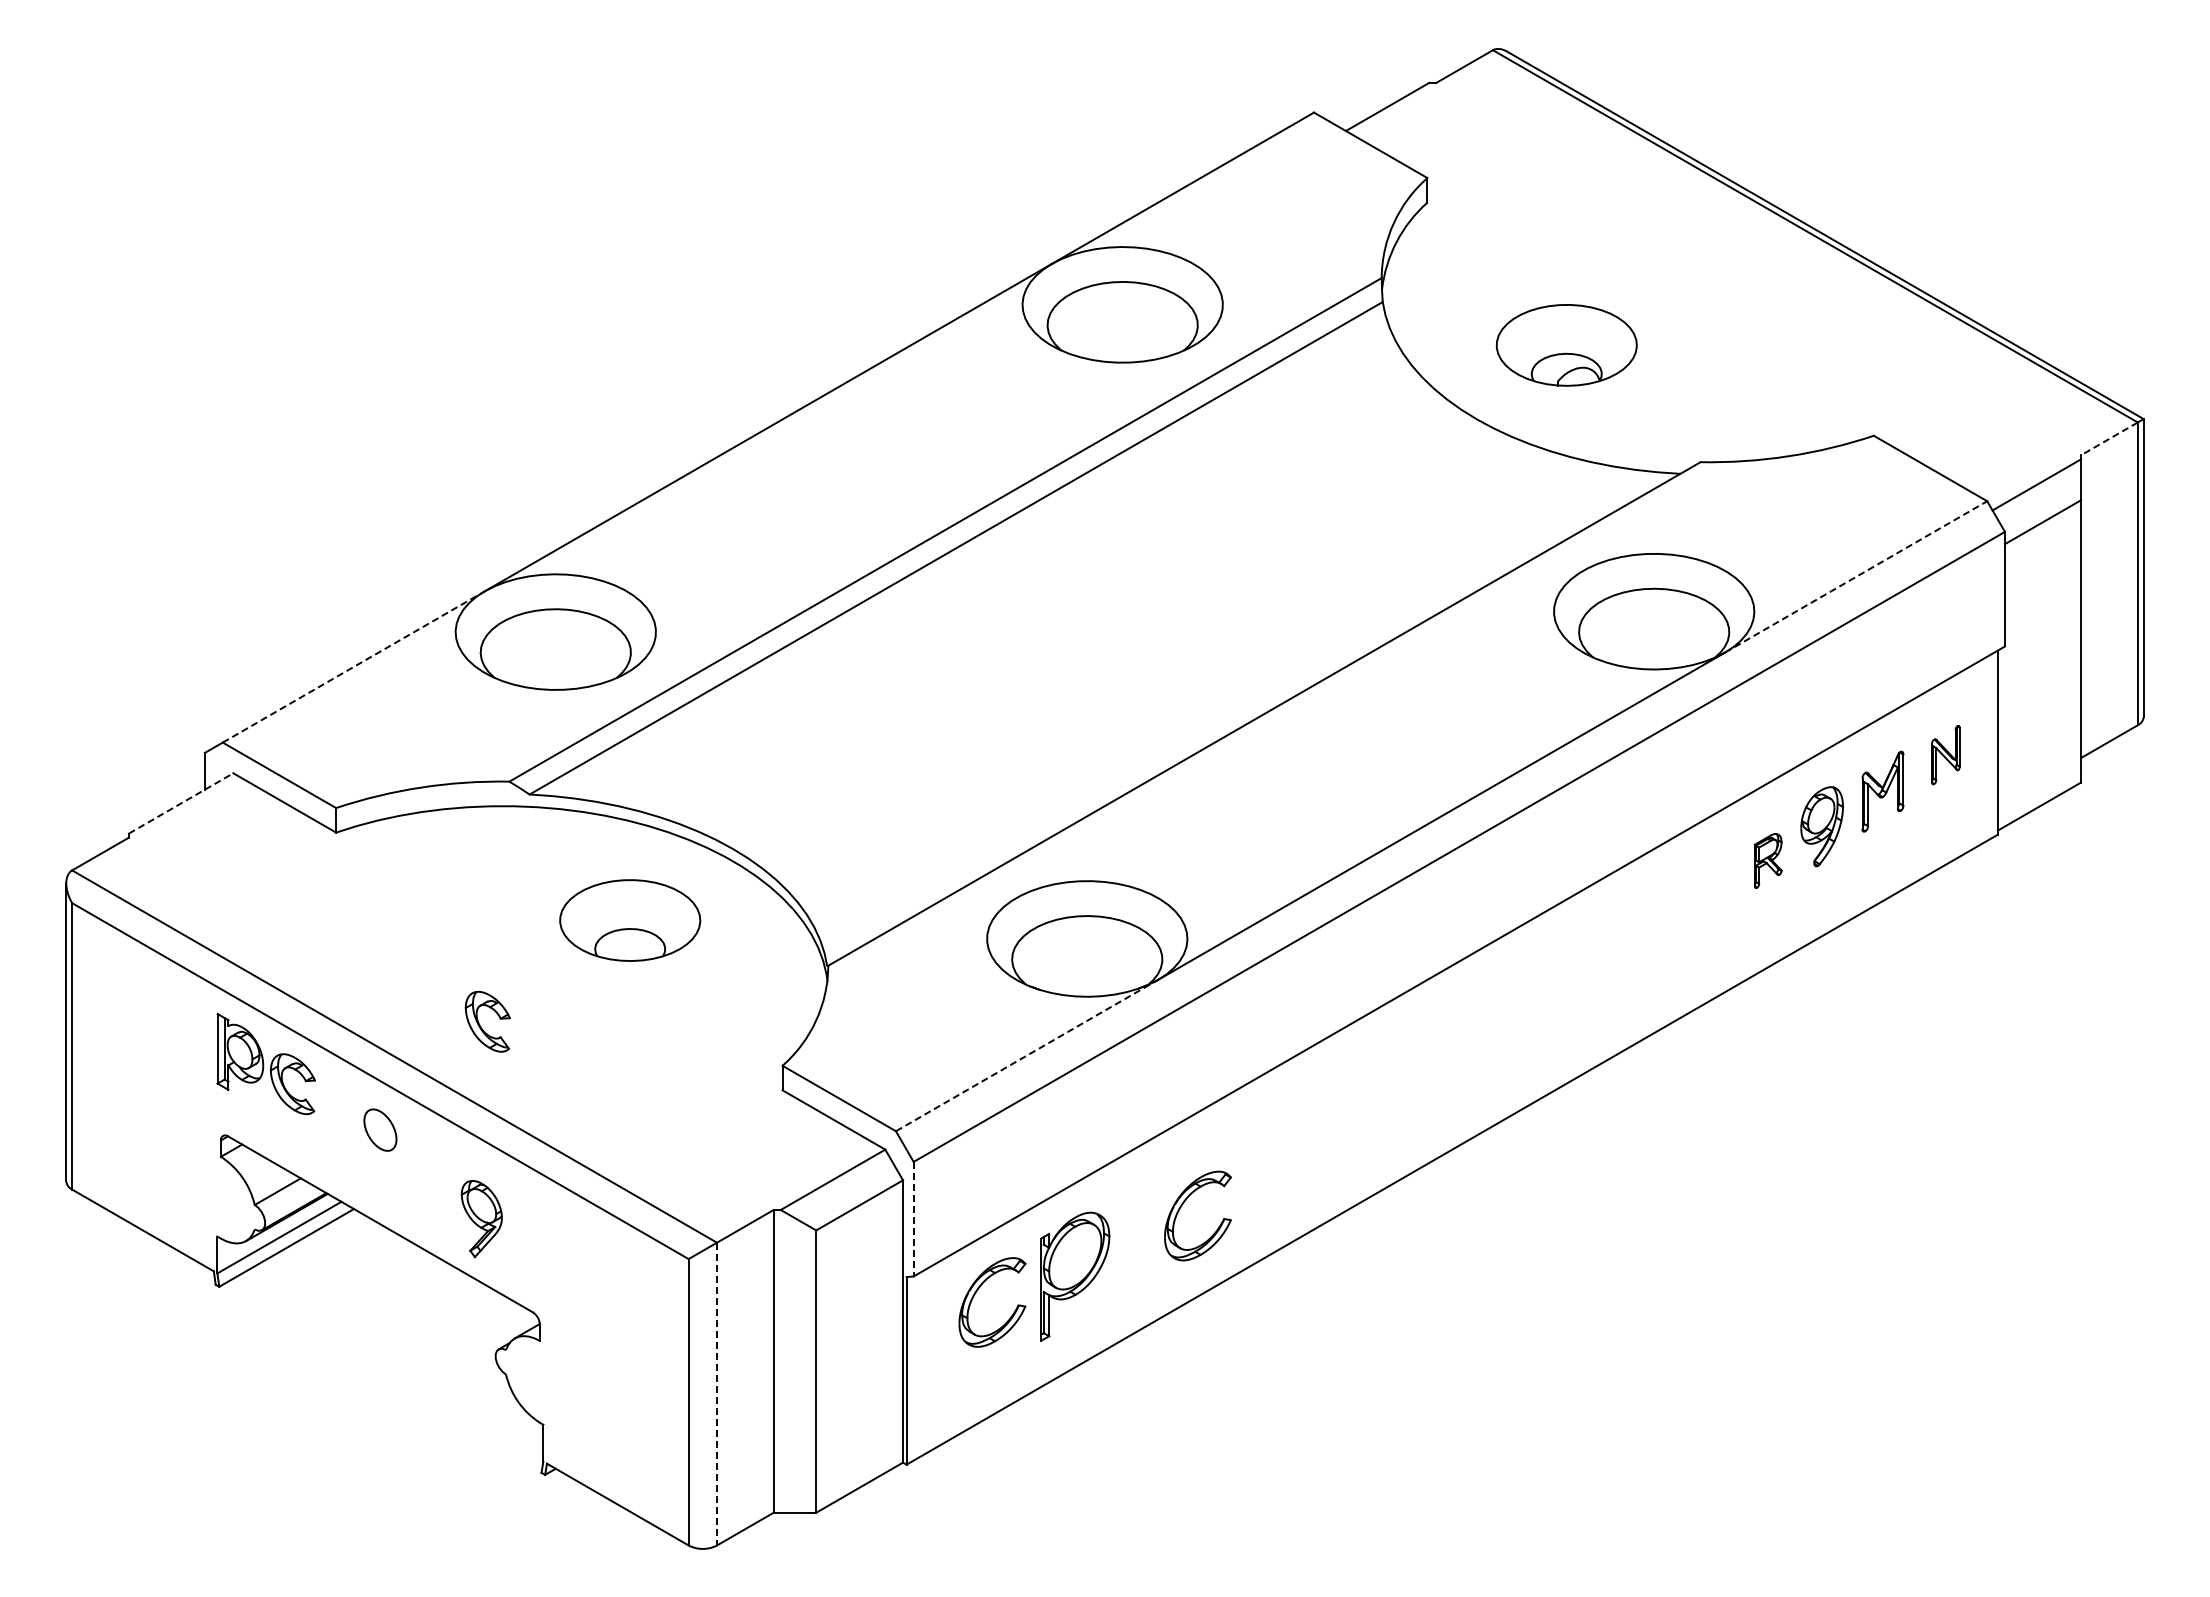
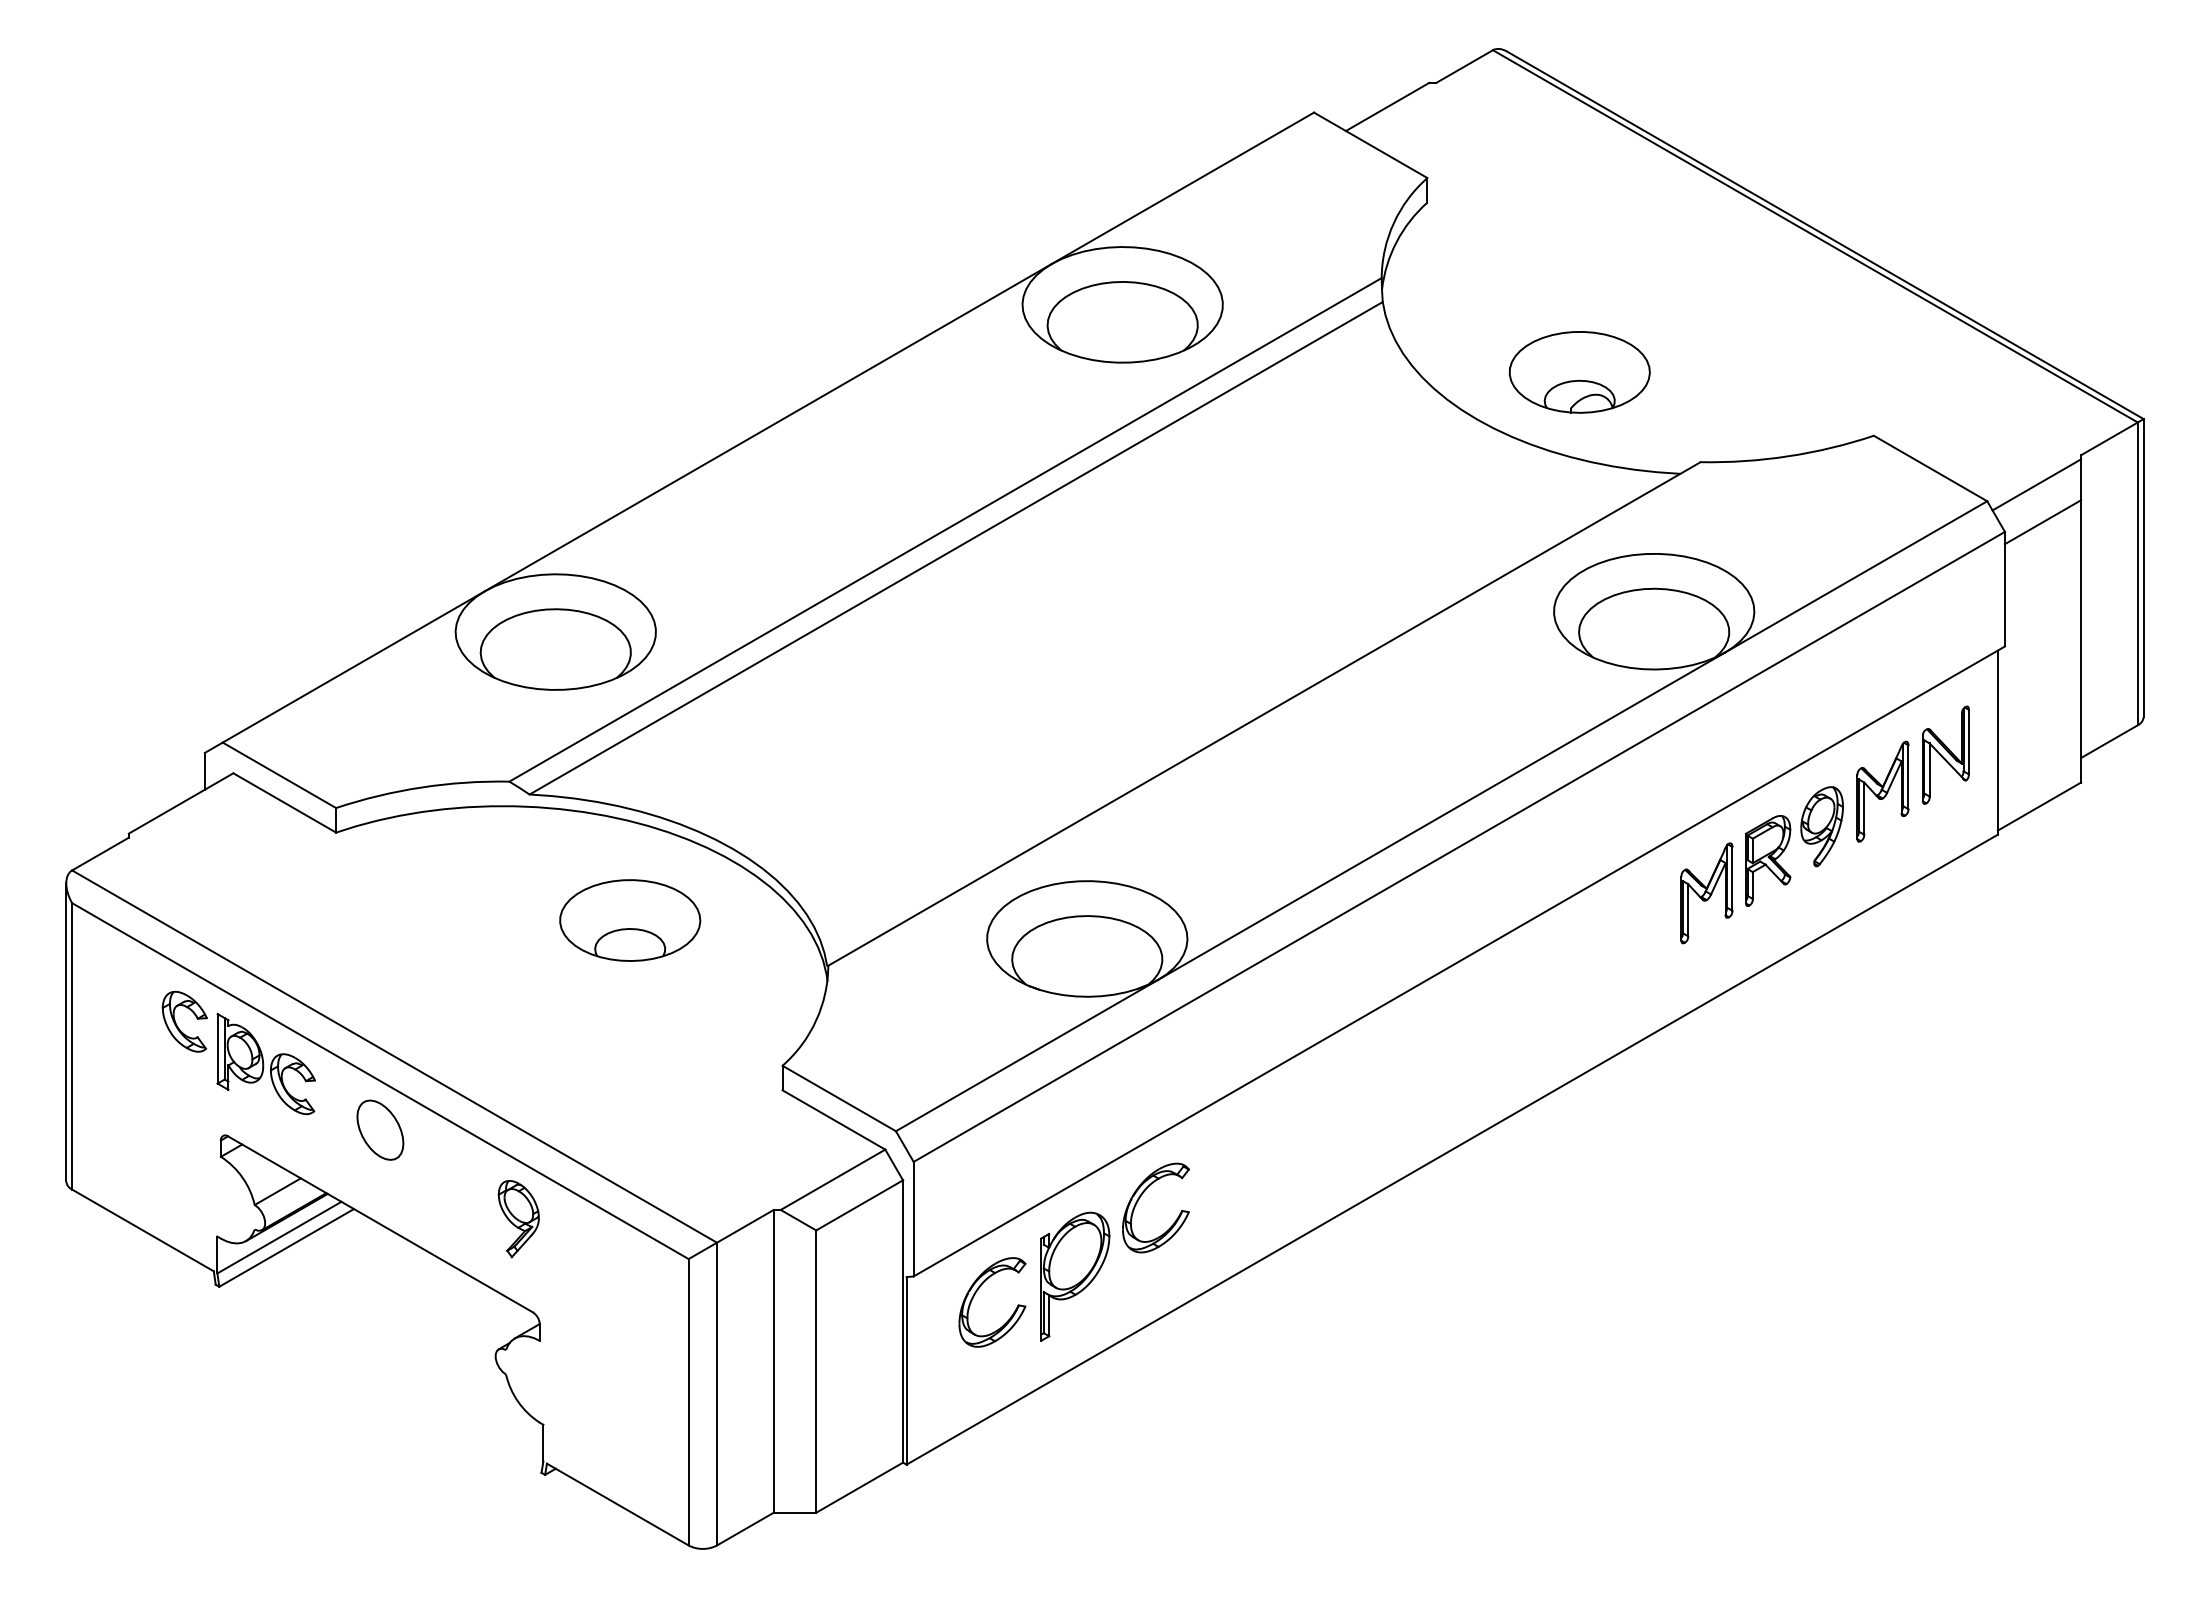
part position: (1566, 345) -> (1579, 372) (1579, 372)
line: dashed -> solid (2109, 438)
line: dashed -> solid (1856, 576)
line: dashed -> solid (354, 666)
part size: 30x61 px -> 48x100 px (1945, 754)
part size: 44x83 px -> 54x103 px (1882, 791)
line: dashed -> solid (181, 803)
part size: 29x56 px -> 47x92 px (1768, 860)
part: none -> present (1706, 893)
part position: (481, 1026) -> (178, 1026) (178, 1026)
line: dashed -> solid (1027, 1055)
part size: 35x44 px -> 49x62 px (380, 1129)
part position: (1183, 1204) -> (1141, 1196) (1141, 1196)
part position: (481, 1219) -> (518, 1219) (518, 1219)
line: dashed -> solid (913, 1219)
line: dashed -> solid (717, 1394)
